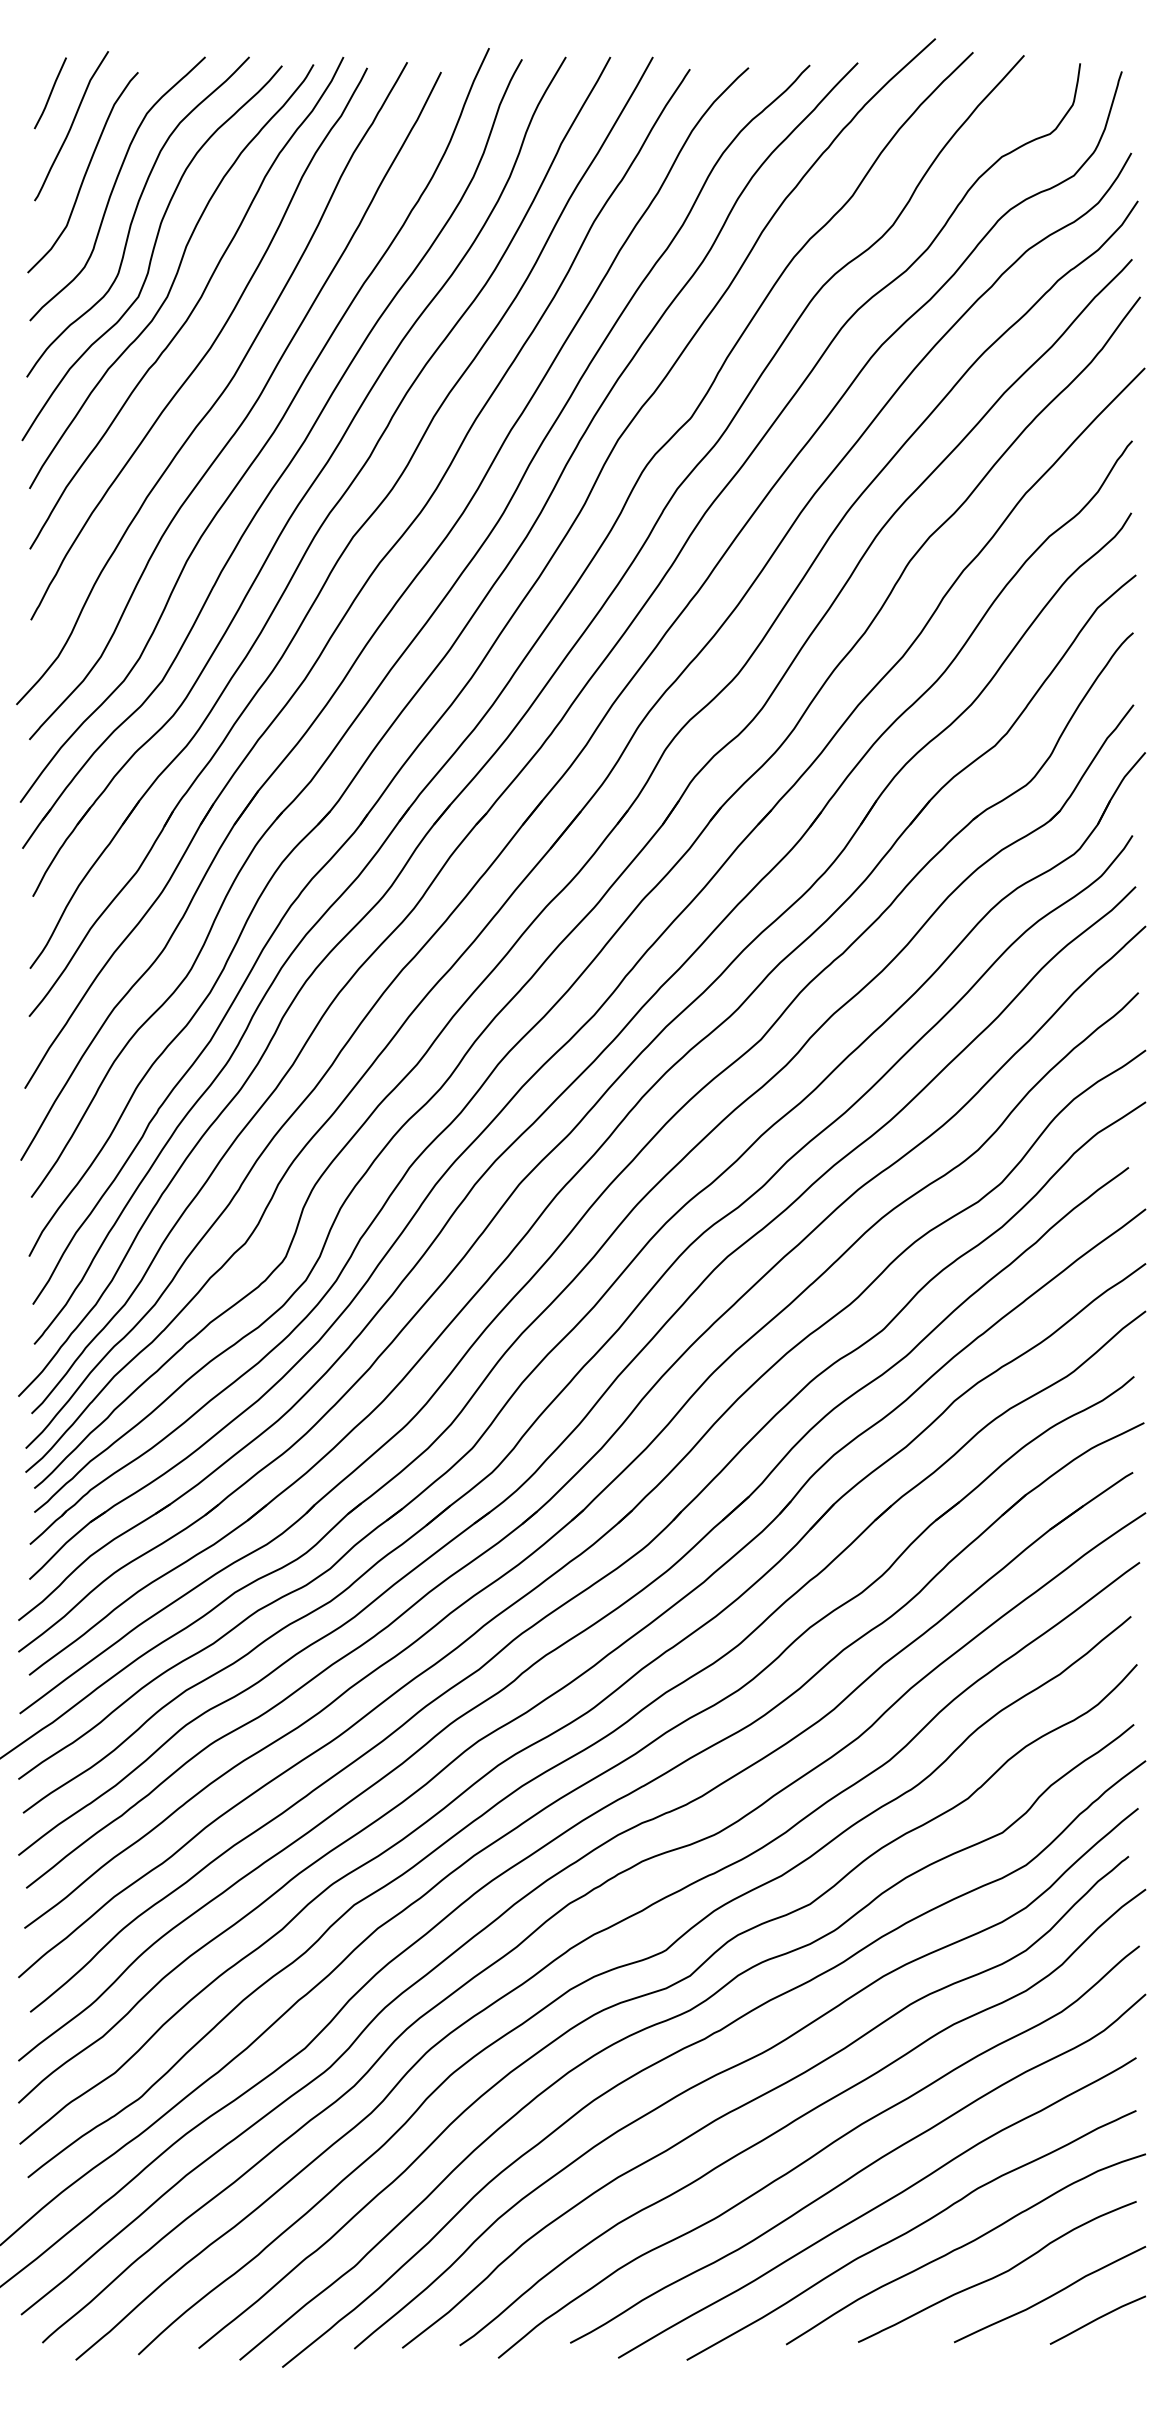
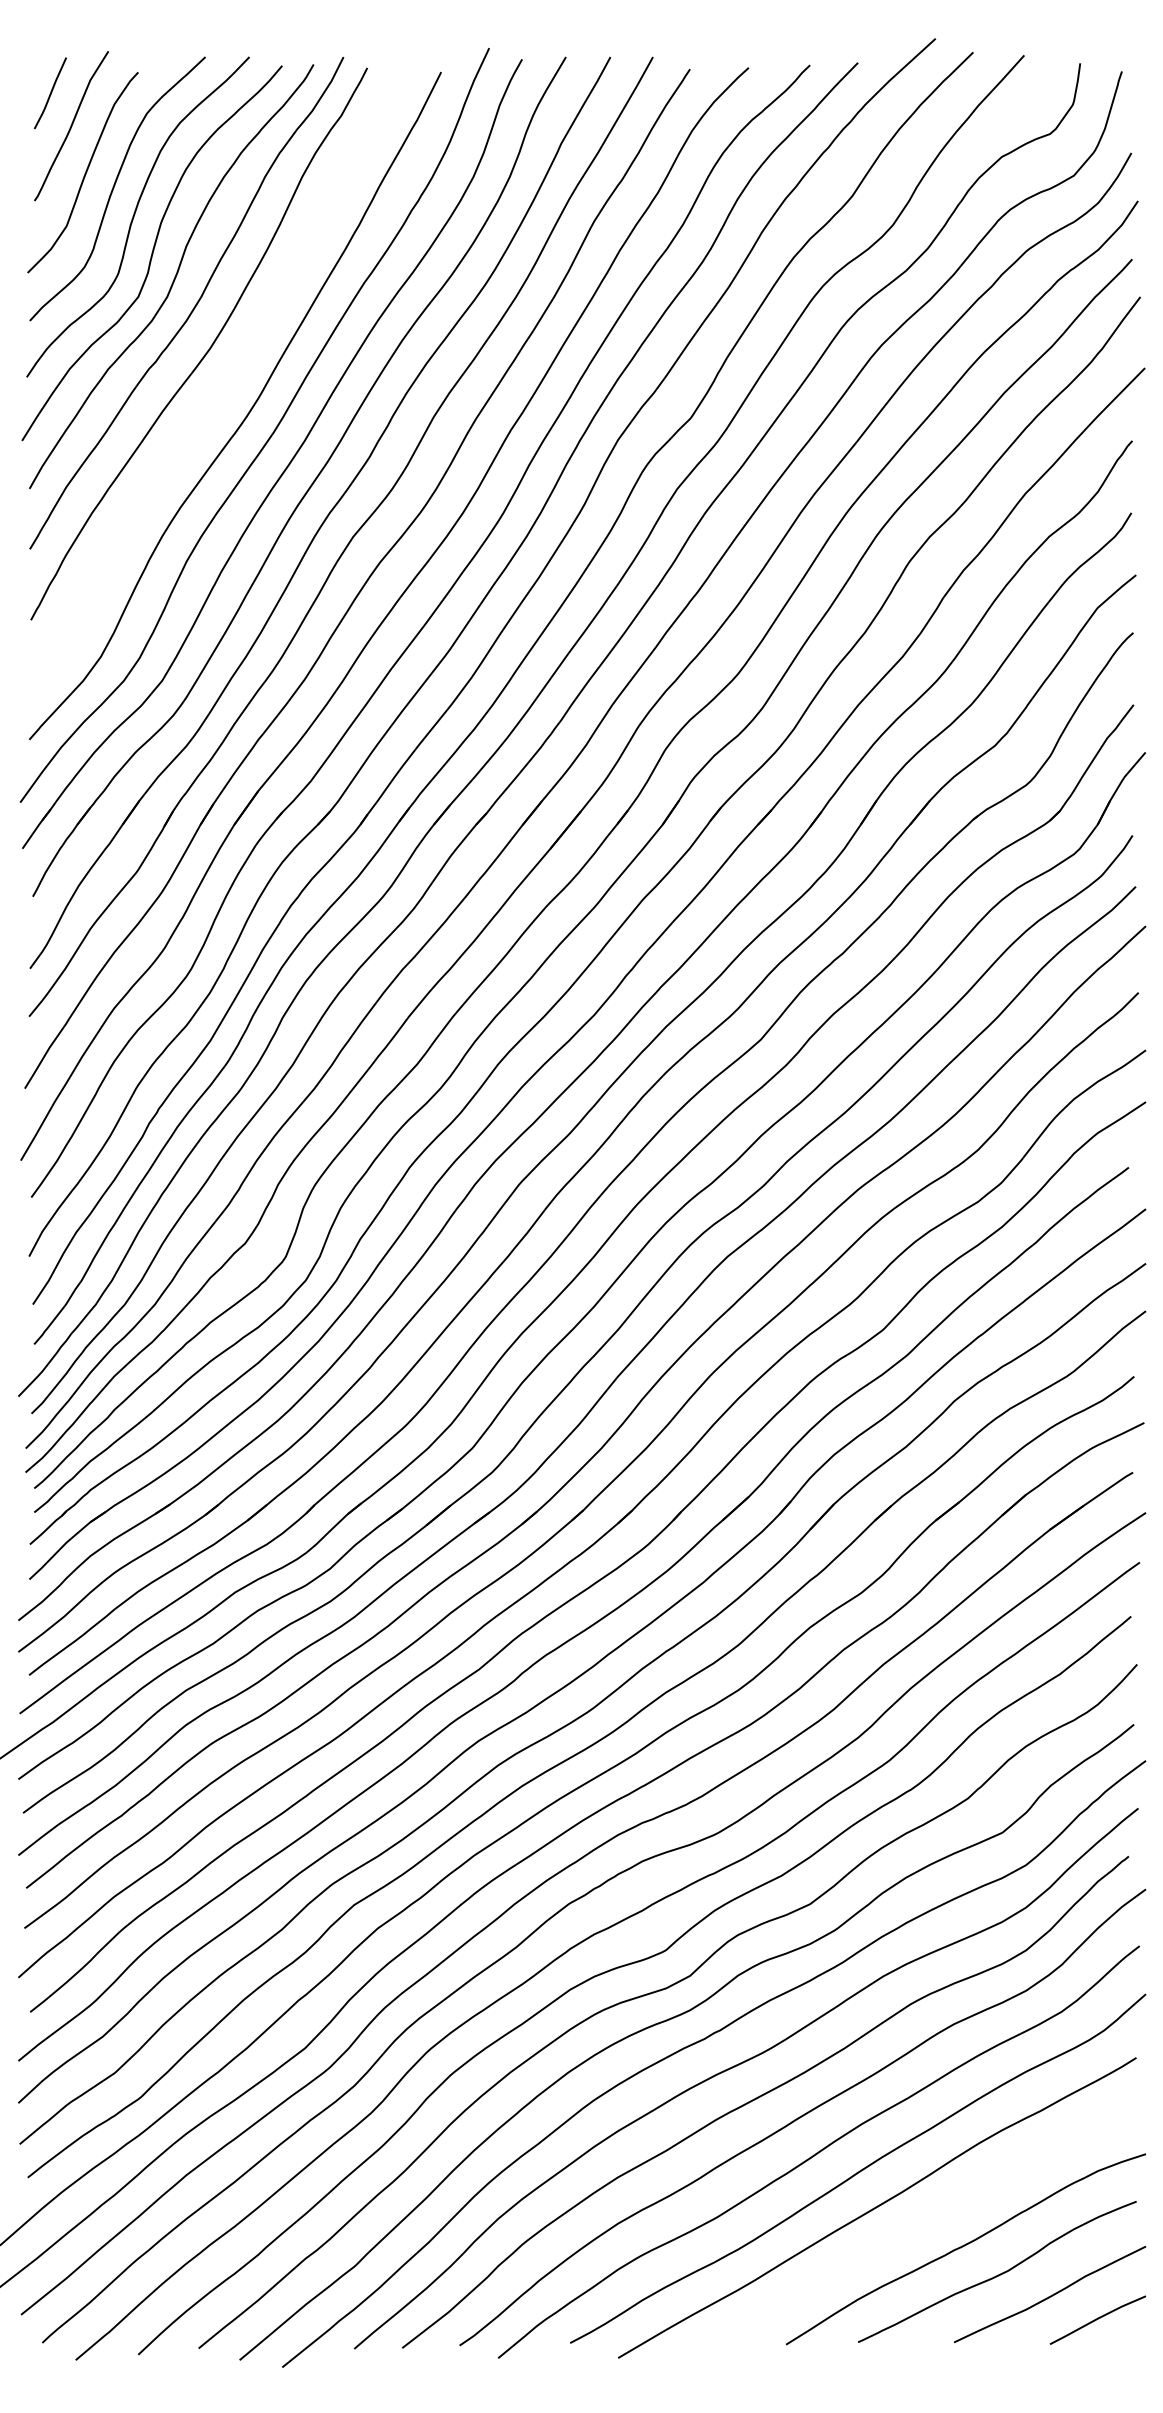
curve: present -> none (223, 389)
curve: present -> none (909, 2232)
